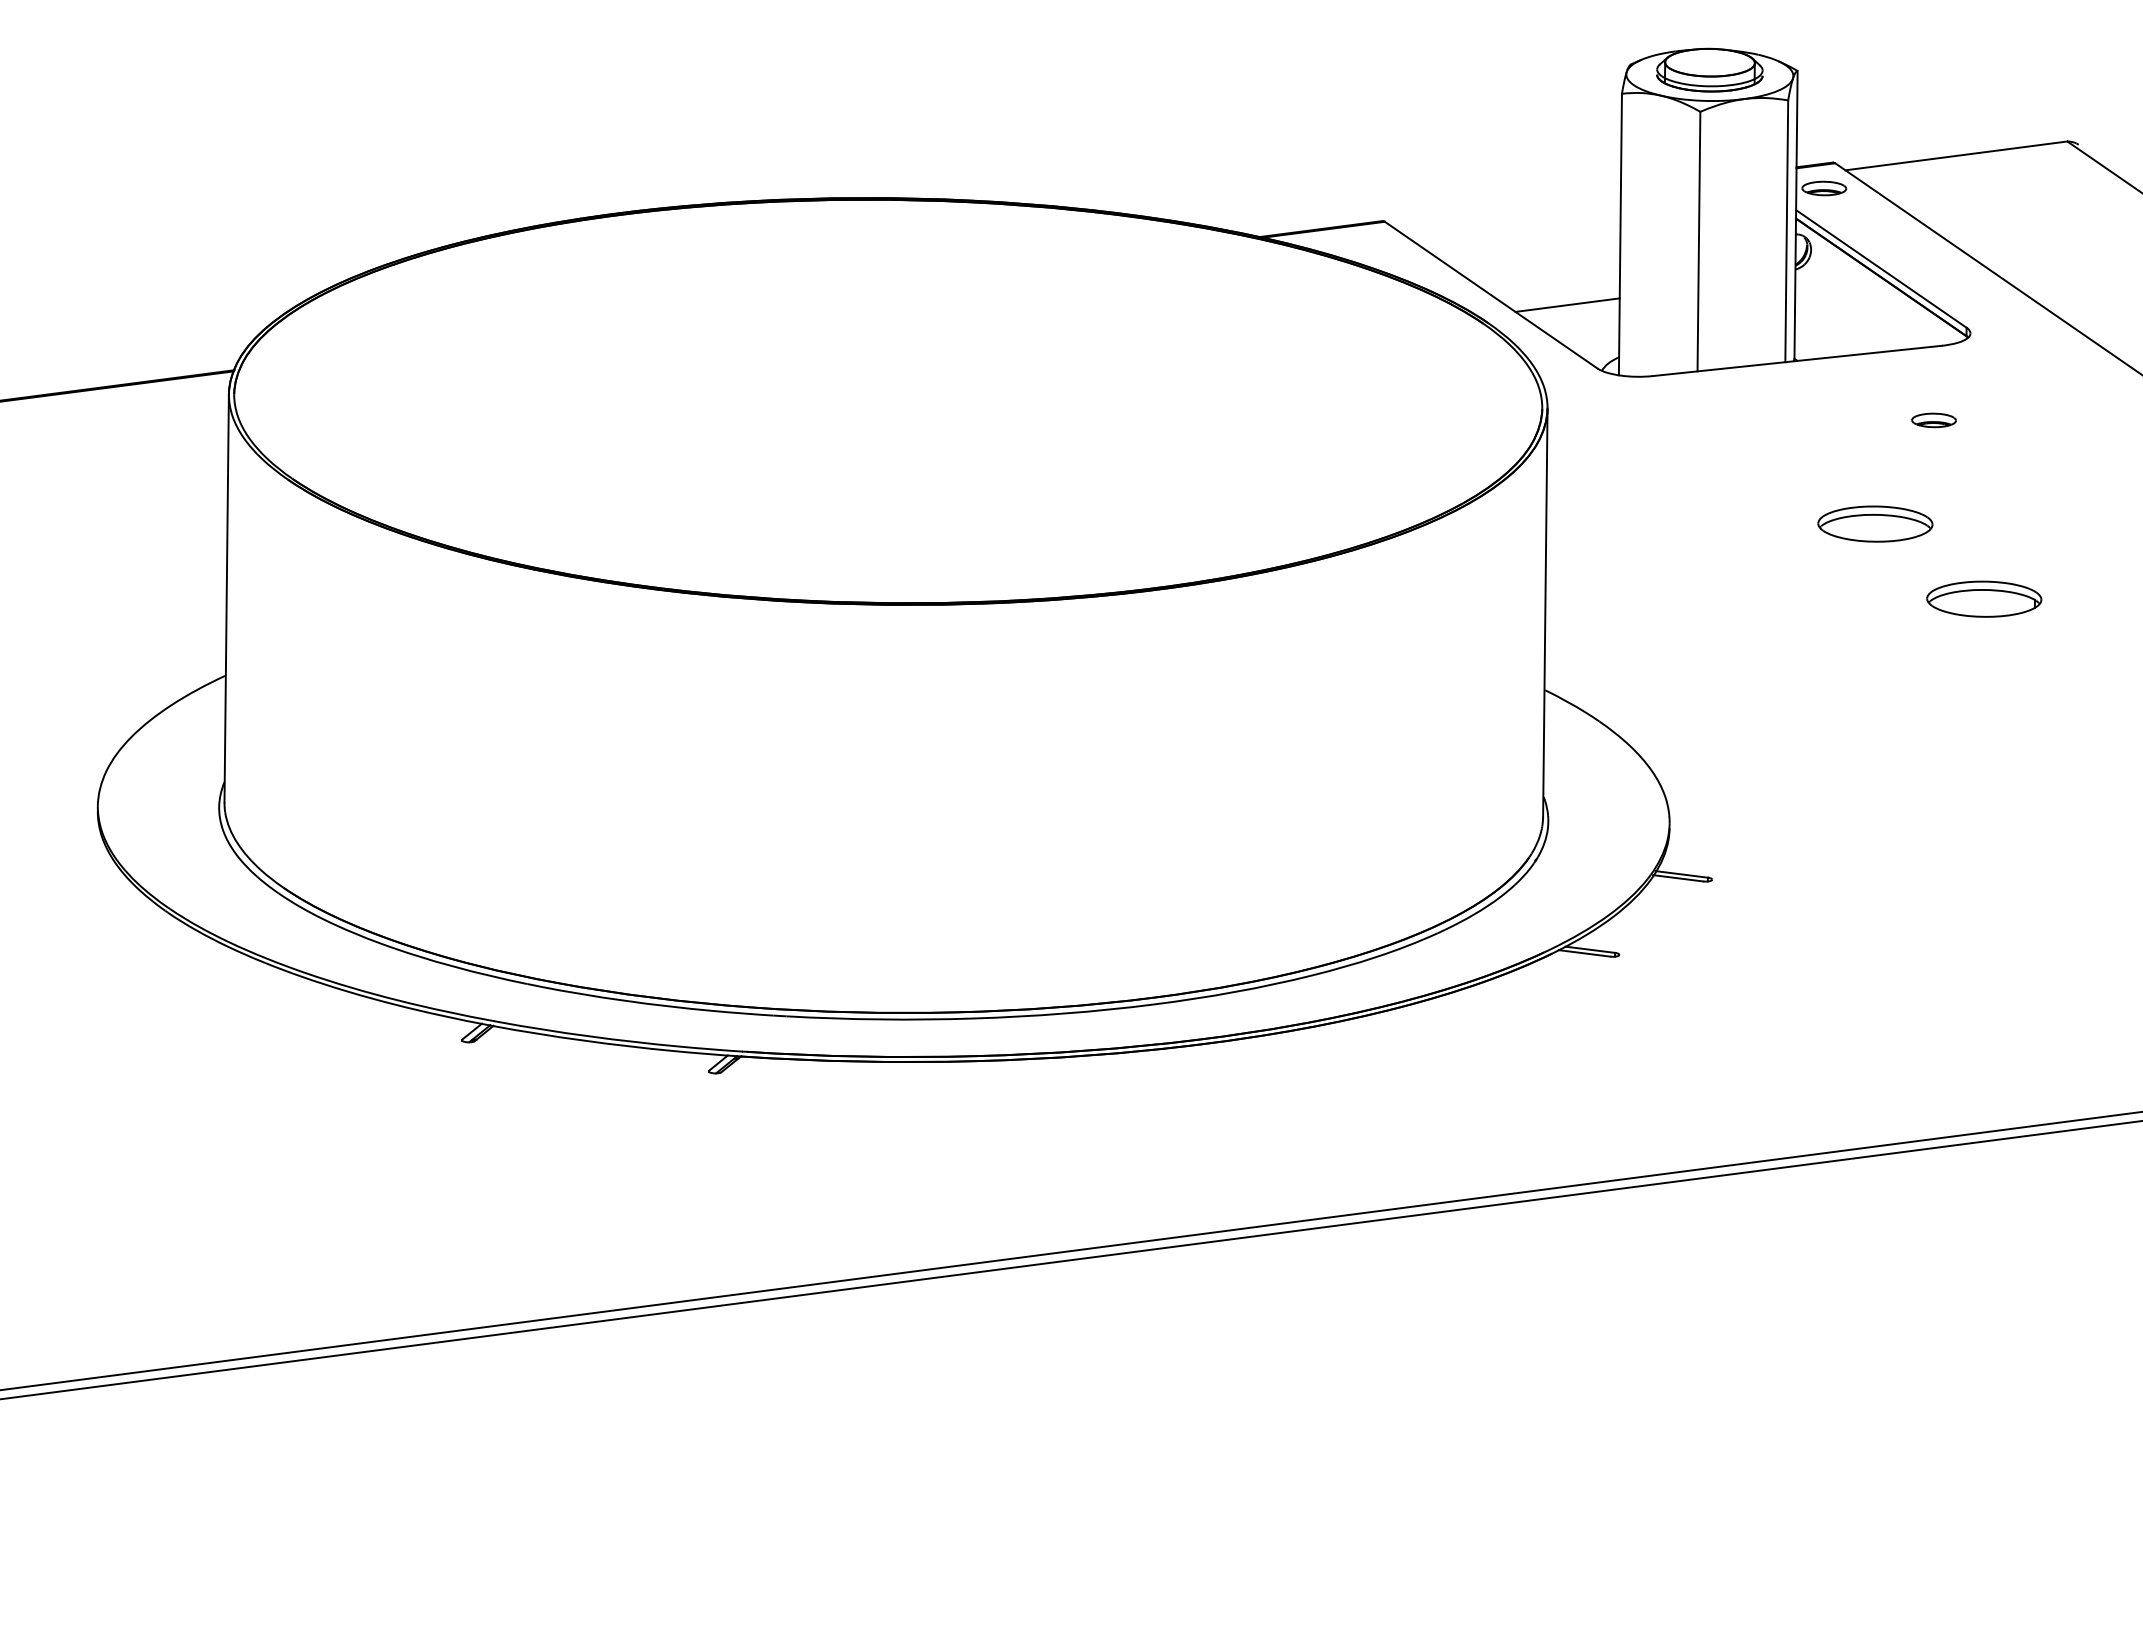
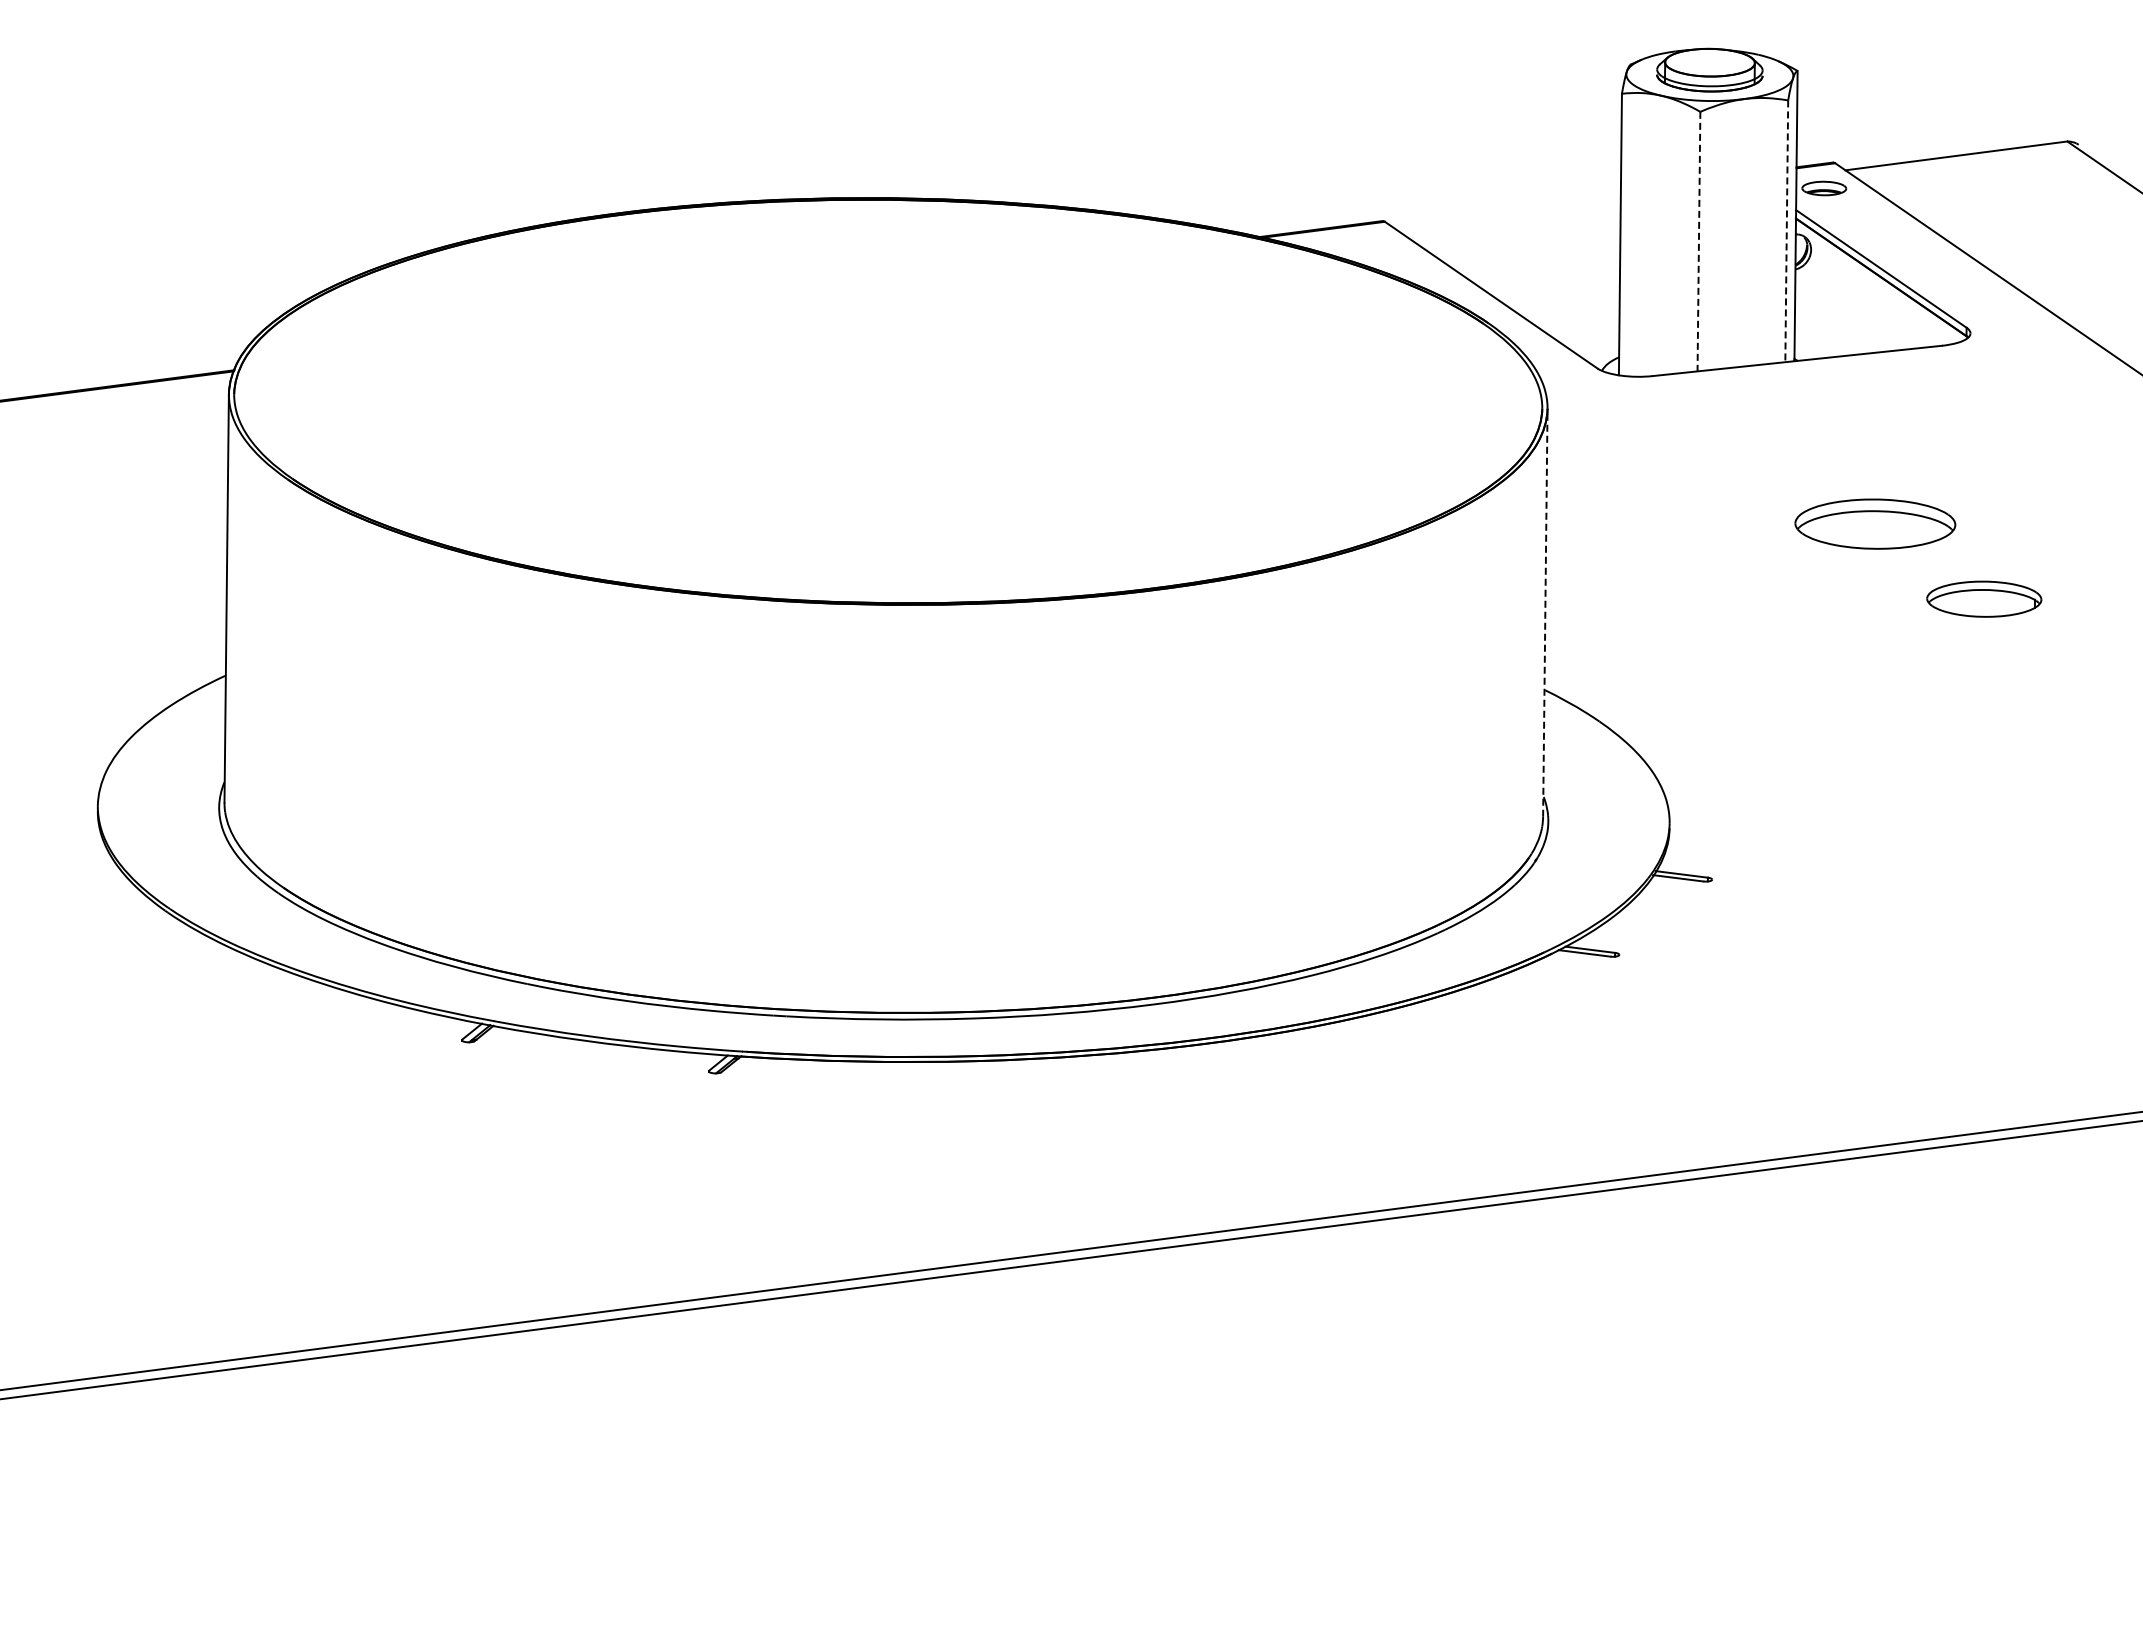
line: solid -> dashed (1786, 231)
line: solid -> dashed (1698, 241)
line: present -> none (1567, 304)
part: present -> none (1933, 420)
part size: 117x38 px -> 163x52 px (1875, 523)
line: solid -> dashed (1545, 612)
